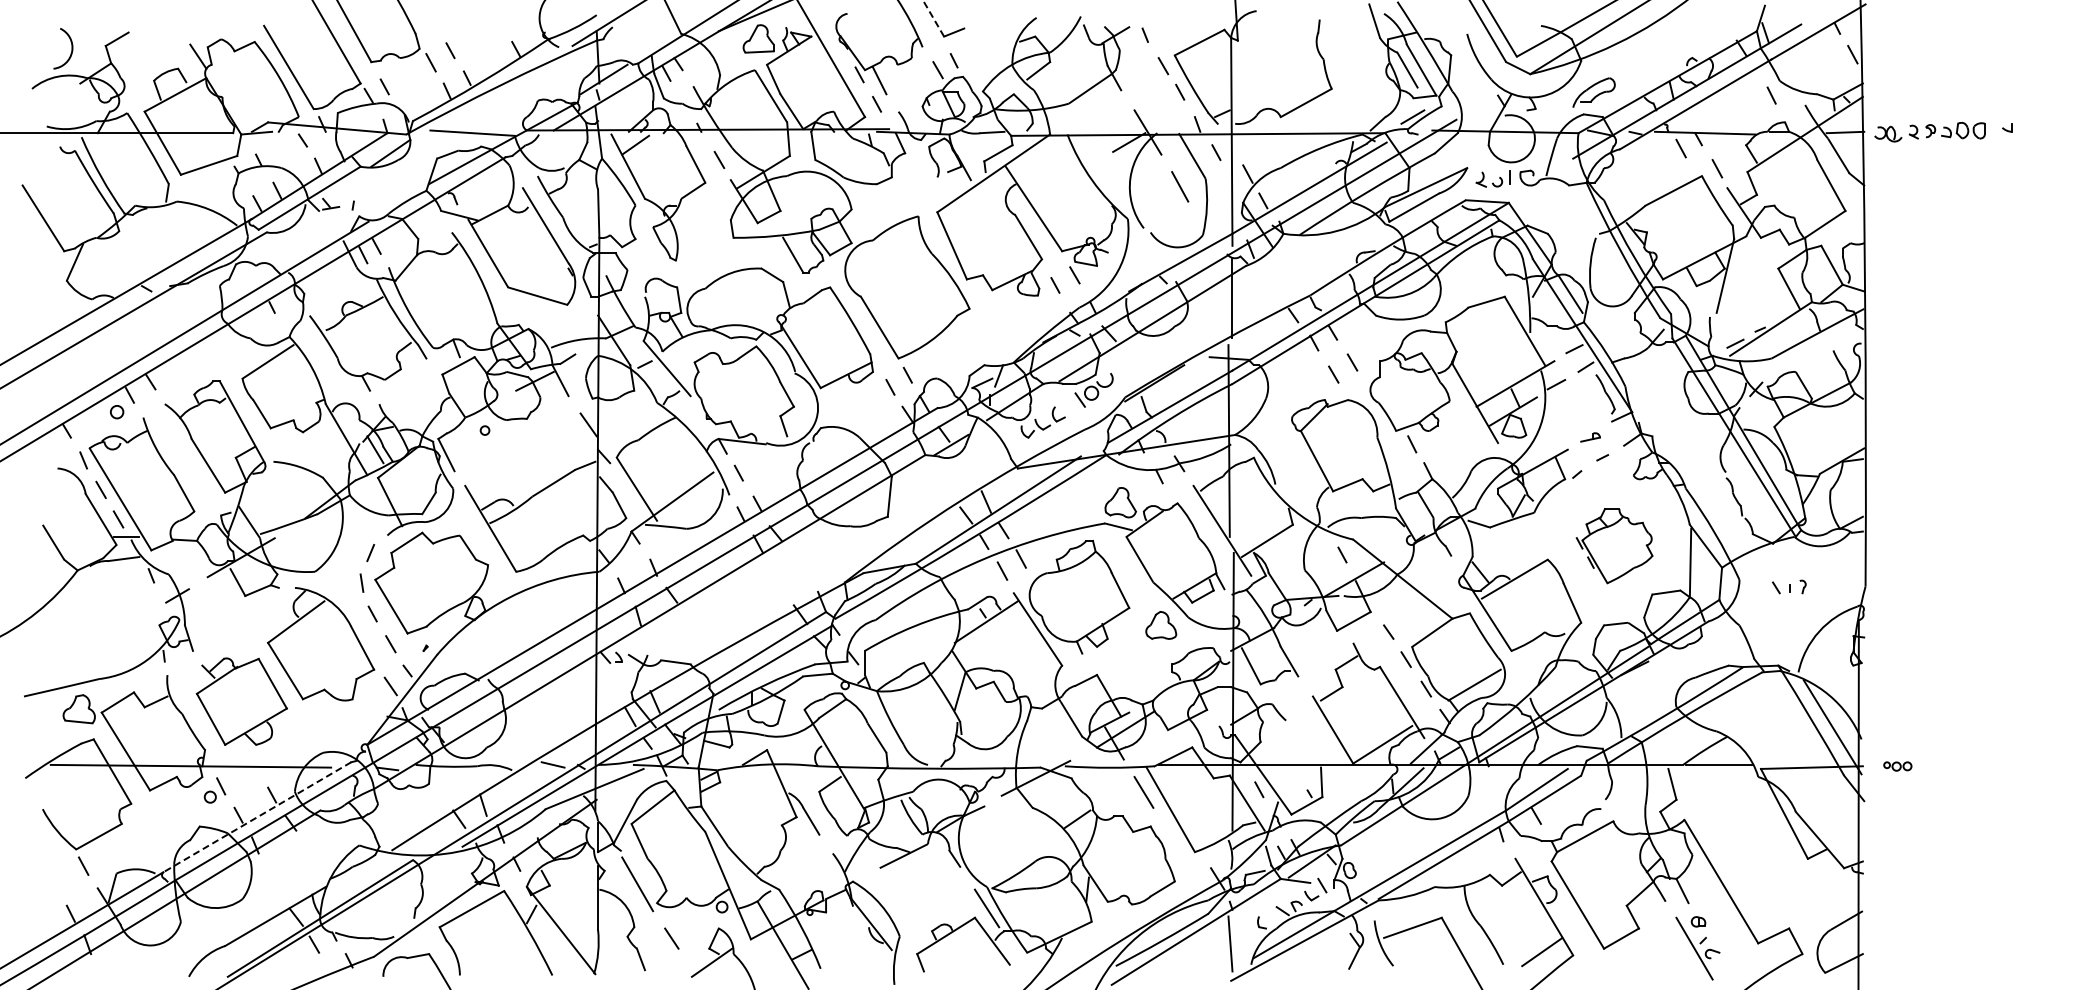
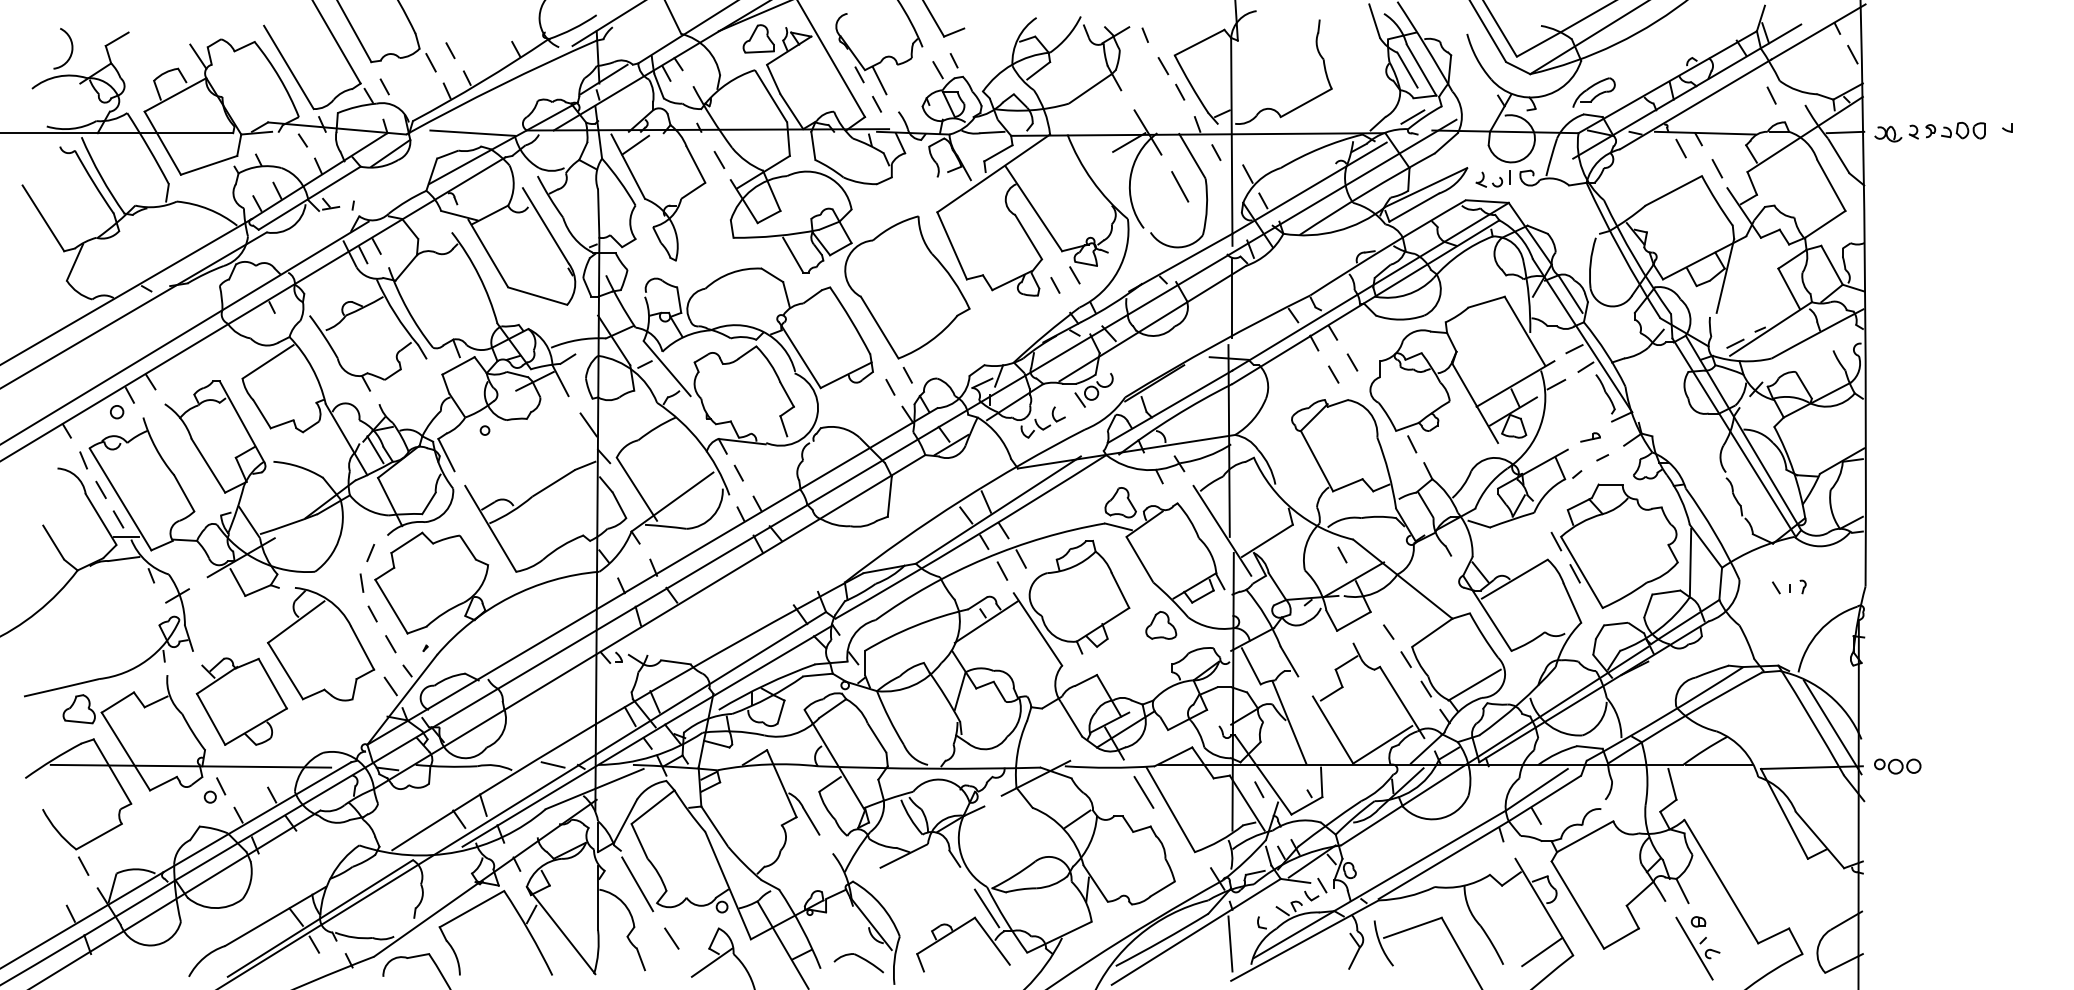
line: dashed -> solid (933, 18)
part size: 79x77 px -> 129x126 px (1614, 545)
line: none -> present (1289, 722)
part size: 30x11 px -> 48x17 px (1897, 766)
line: dashed -> solid (257, 817)
part: none -> present (858, 963)
